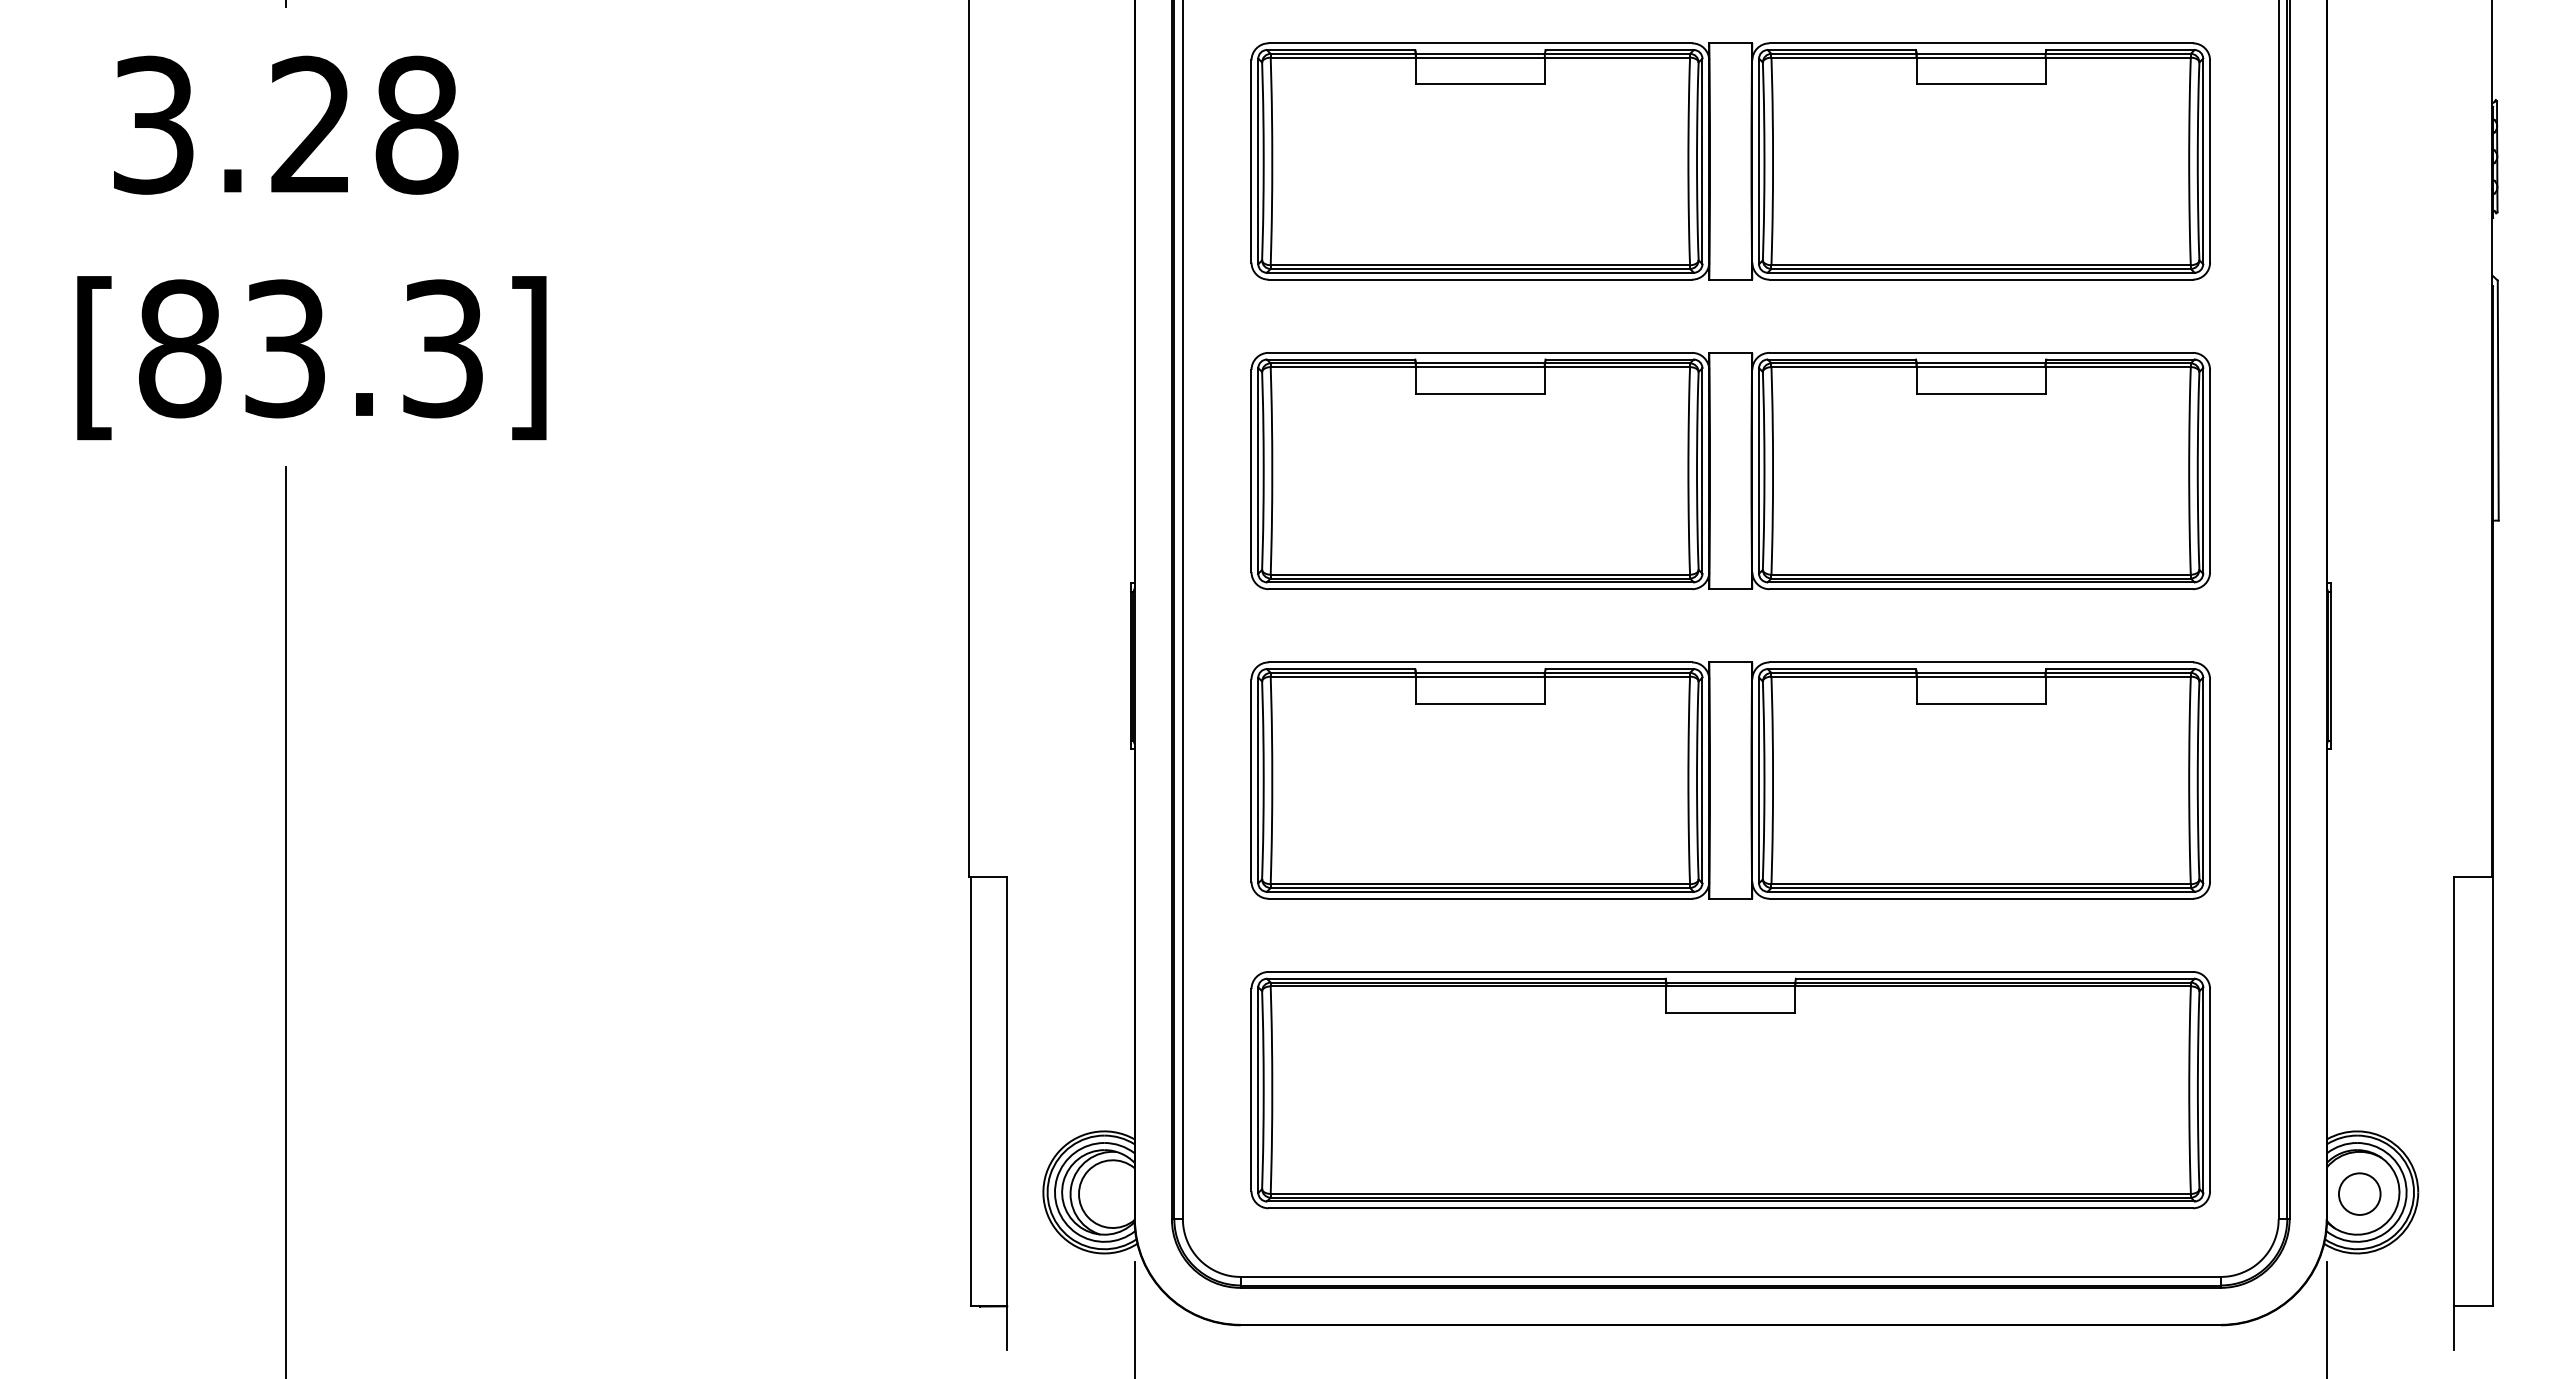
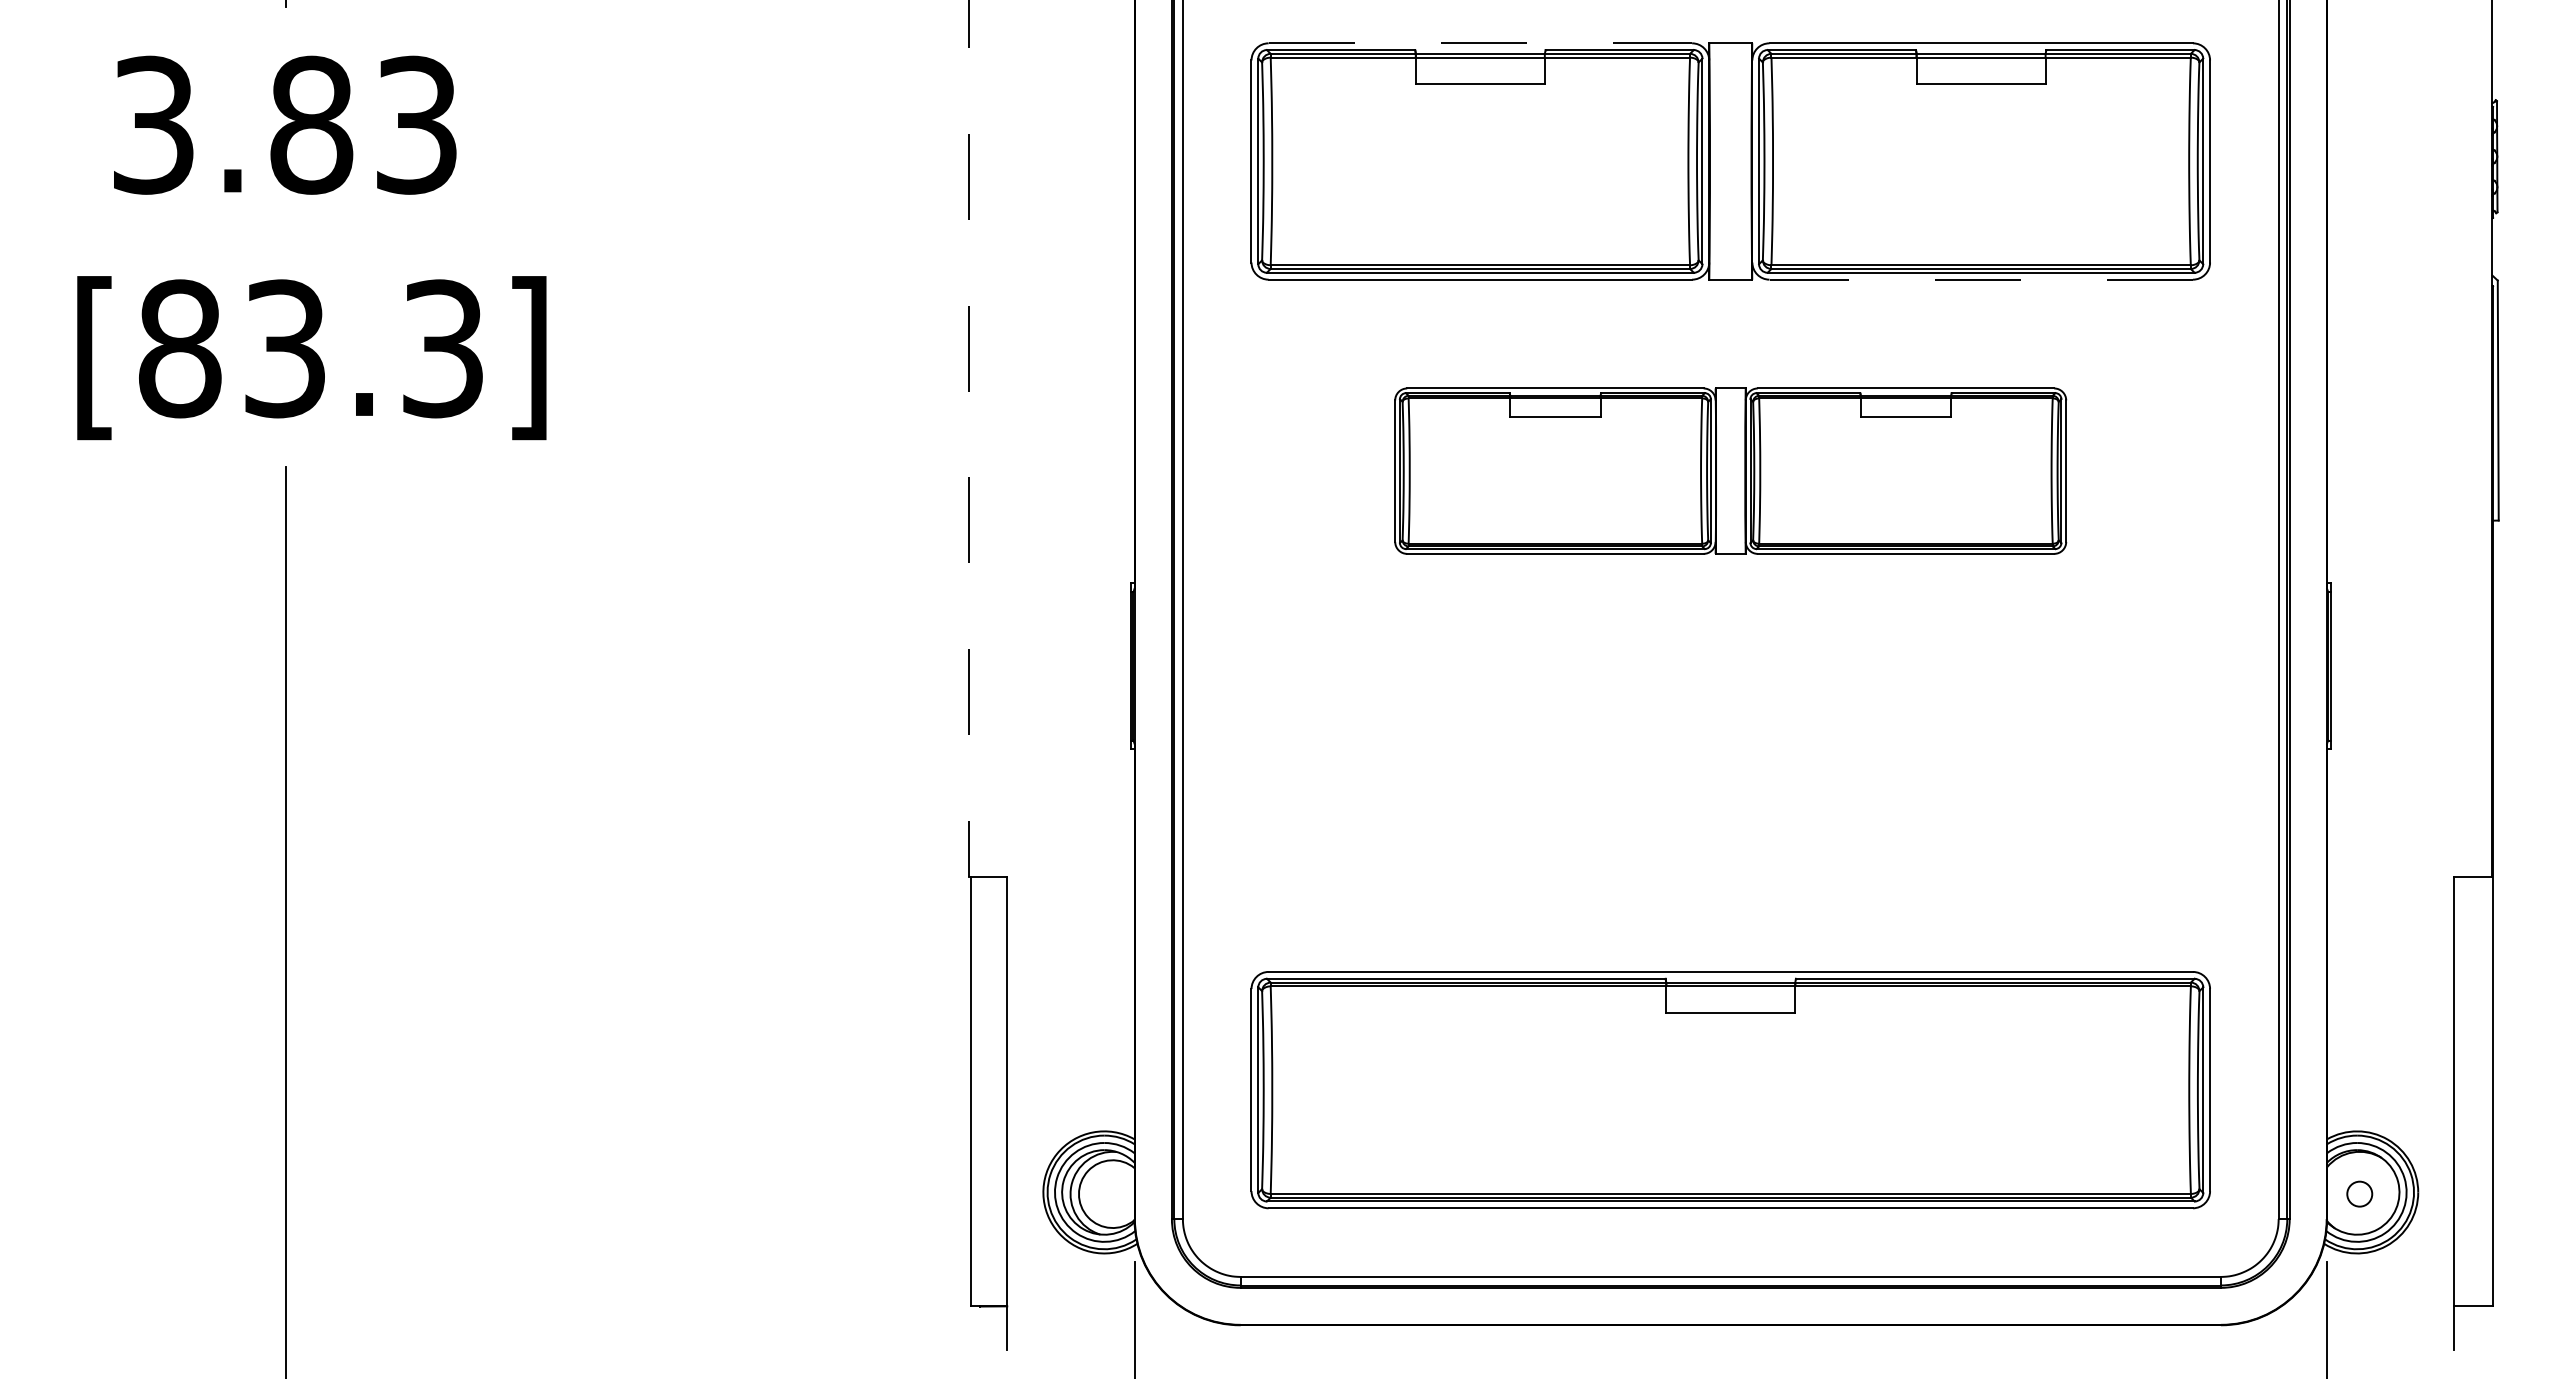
line: solid -> dashed (1480, 43)
text: 3.28 -> 3.83 (364, 124)
line: solid -> dashed (1981, 279)
line: solid -> dashed (969, 439)
part size: 961x239 px -> 674x168 px (1730, 470)
part: present -> none (1730, 780)
circle diameter: 42 px -> 25 px (2359, 1193)
